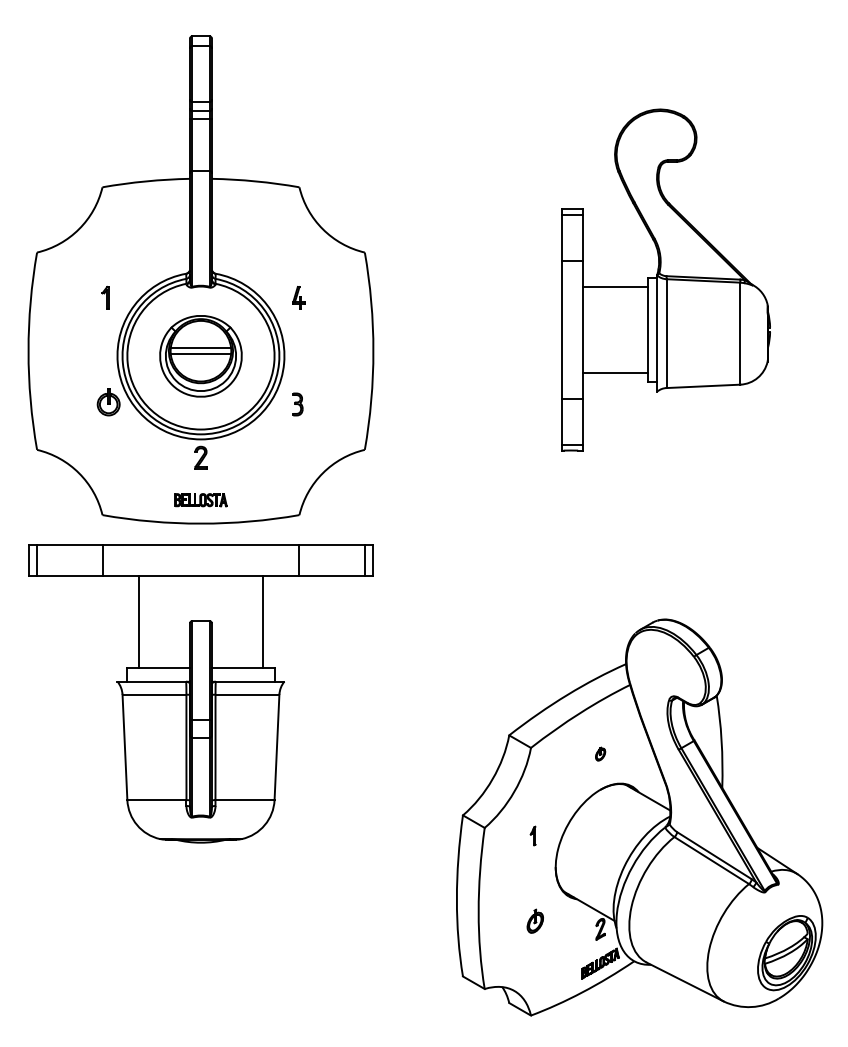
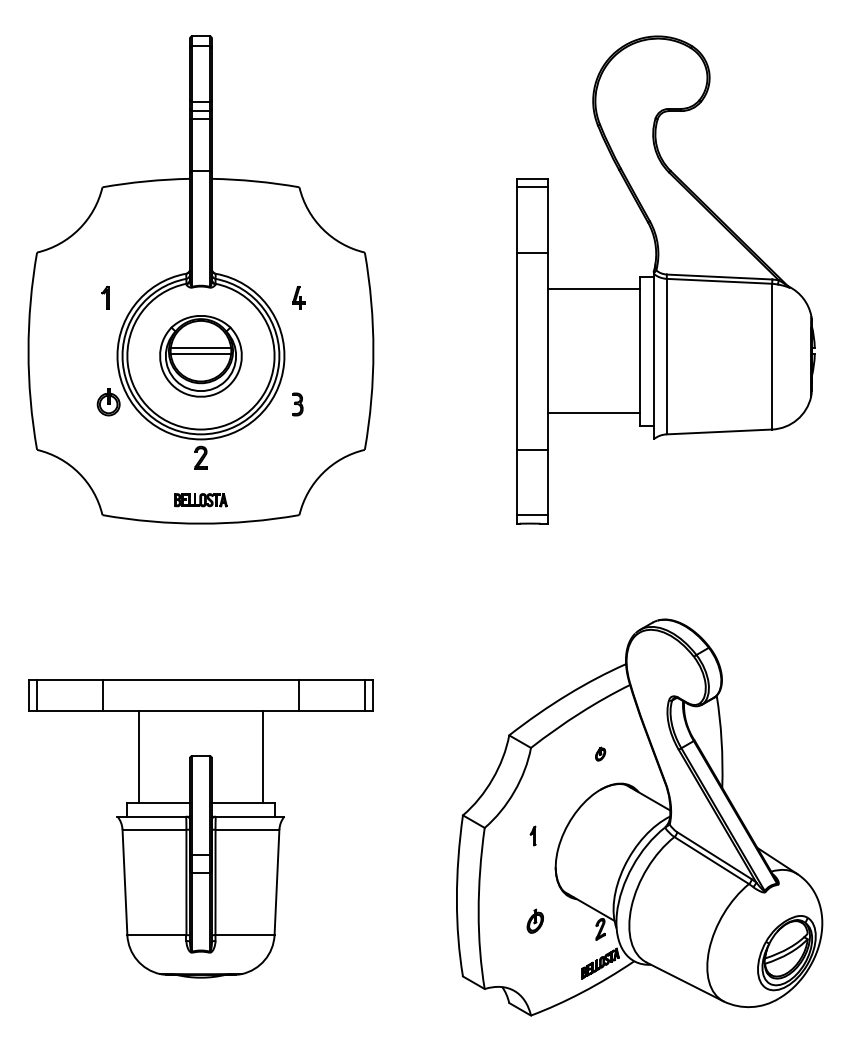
part size: 210x344 px -> 300x490 px (665, 279)
part position: (200, 693) -> (200, 828) (200, 828)
